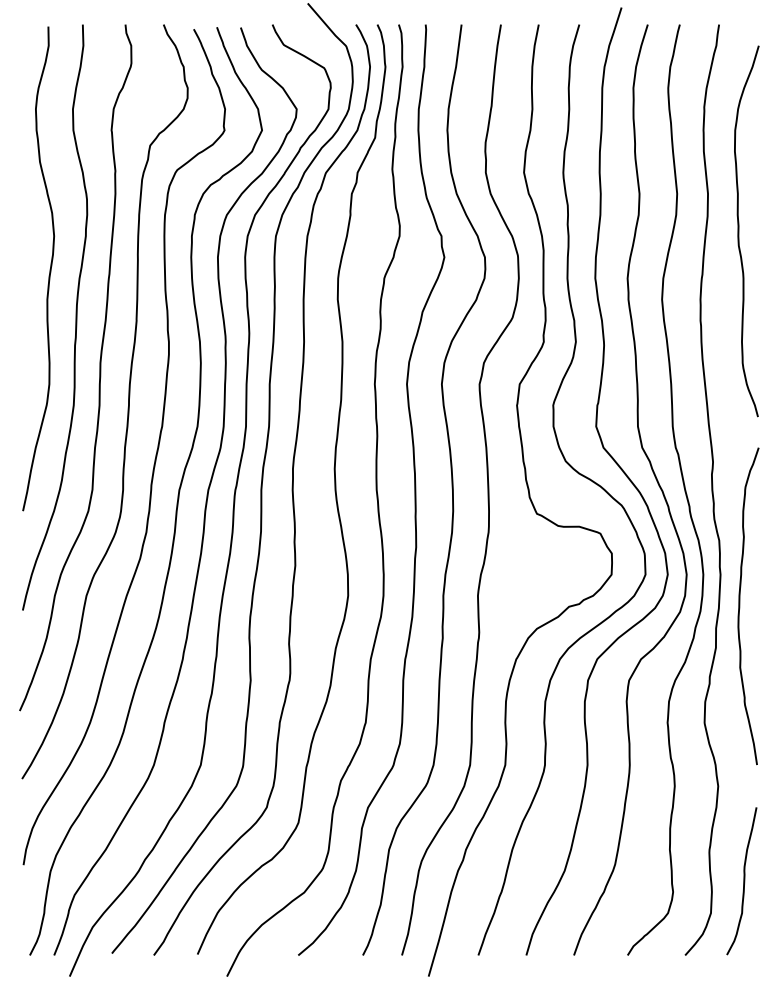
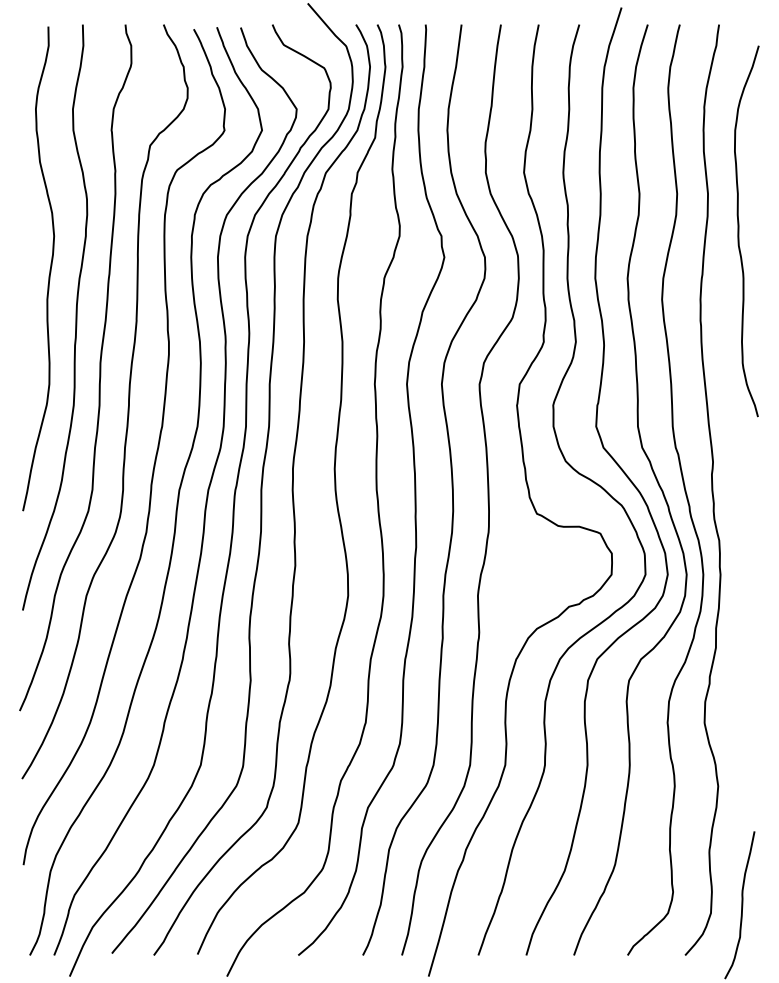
curve: present -> none (740, 606)
curve position: (743, 881) -> (741, 905) (741, 905)
